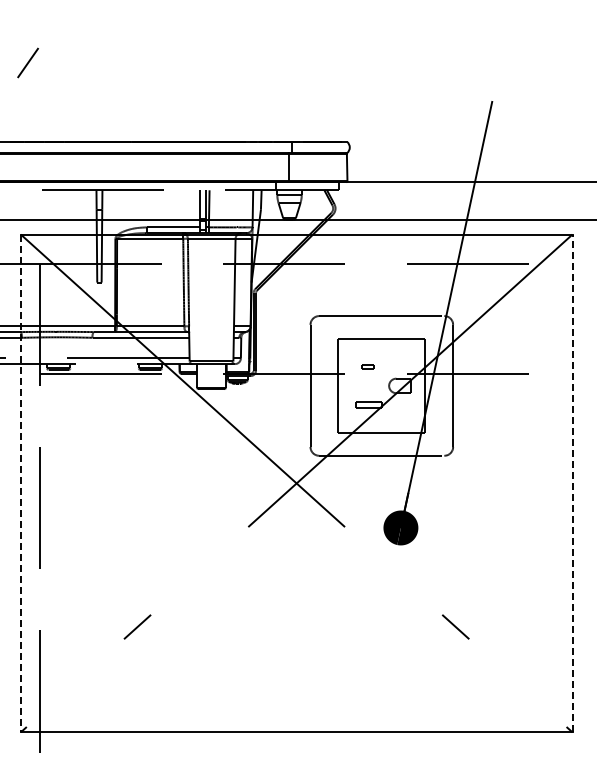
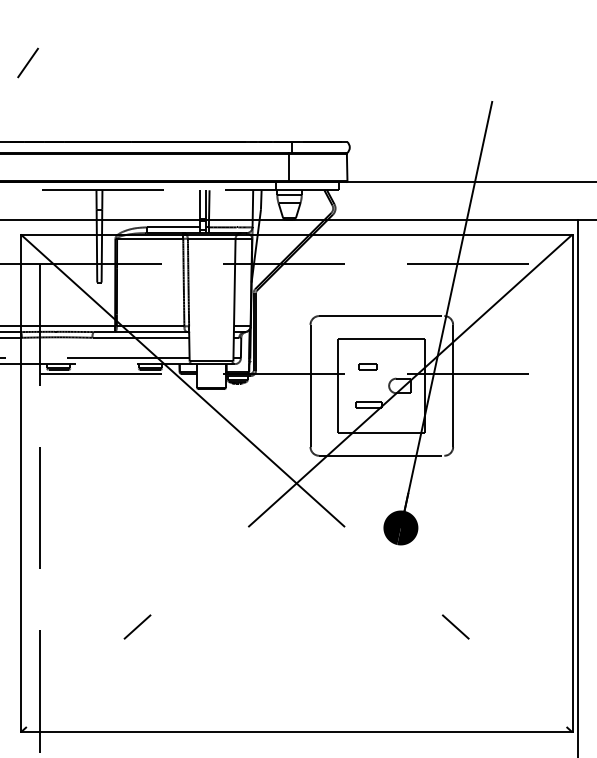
part size: 14x6 px -> 20x8 px (367, 366)
line: dashed -> solid (20, 483)
line: dashed -> solid (572, 483)
line: none -> present (578, 487)
